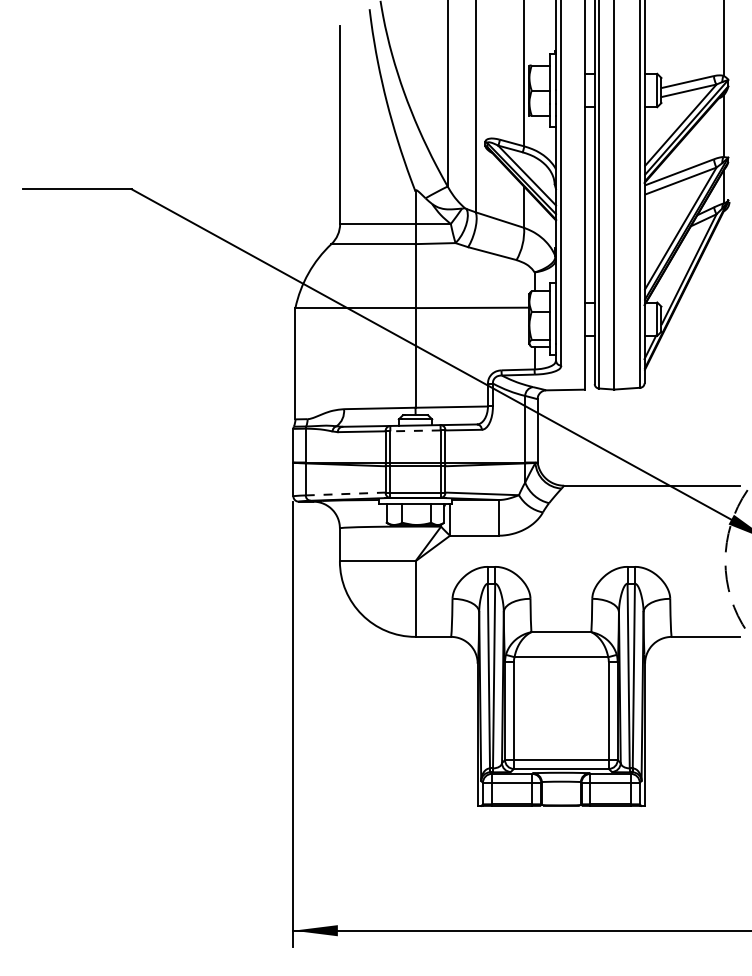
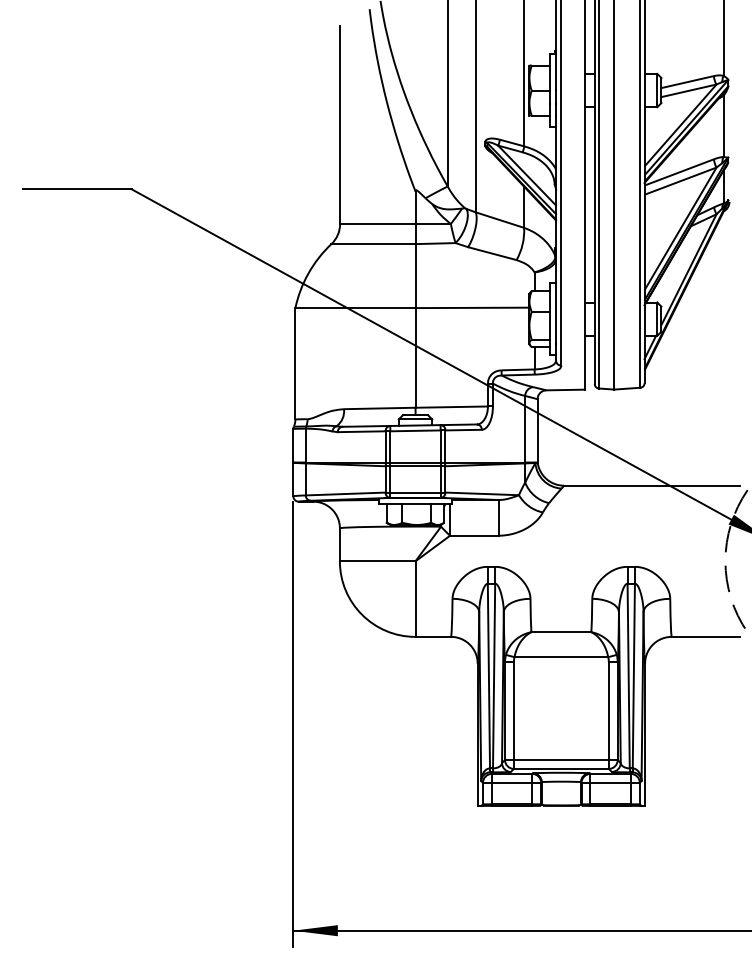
line: dashed -> solid (415, 430)
line: dashed -> solid (345, 494)
